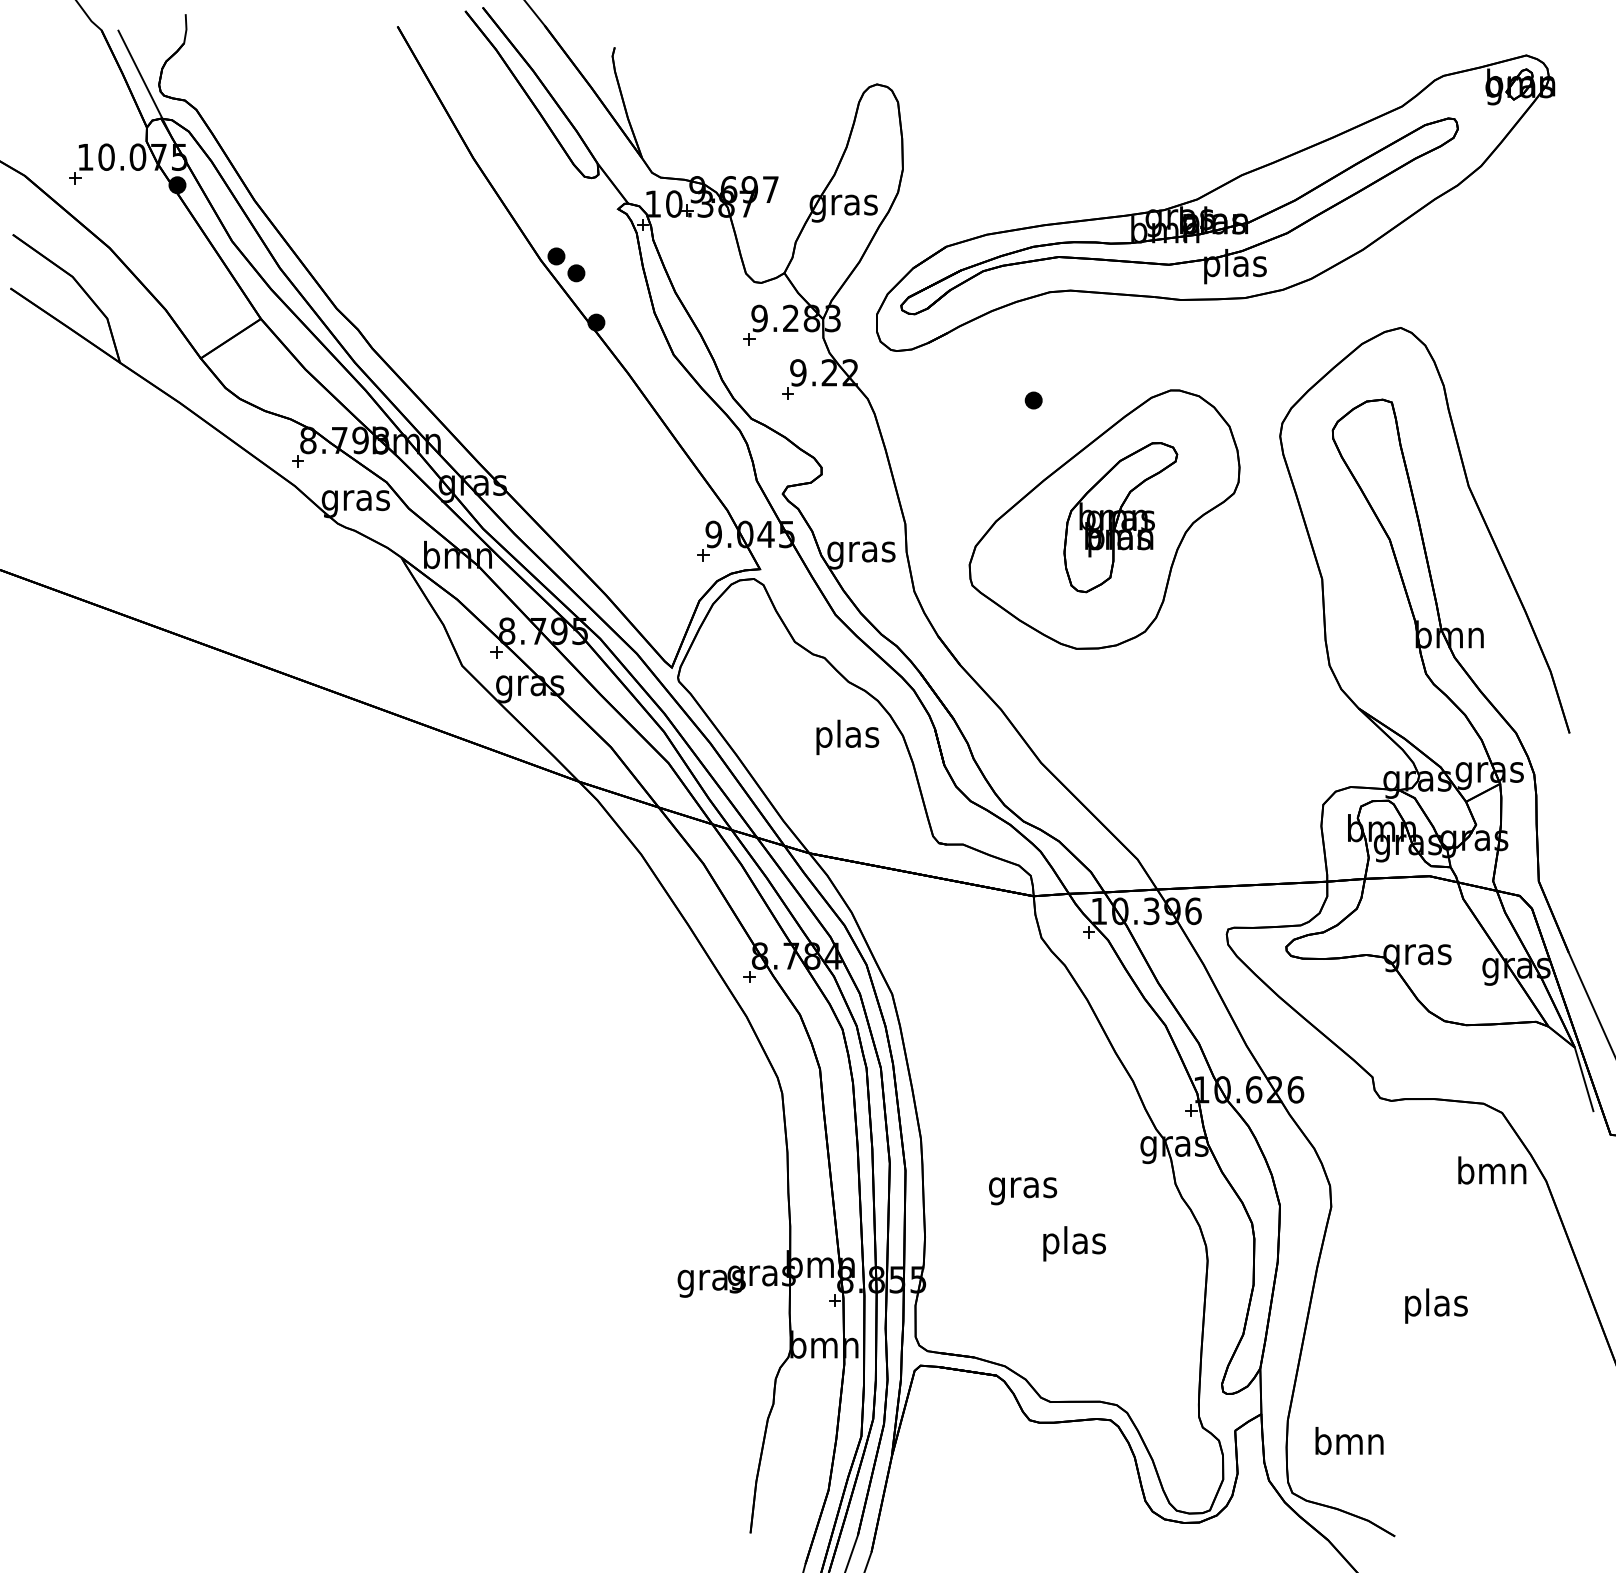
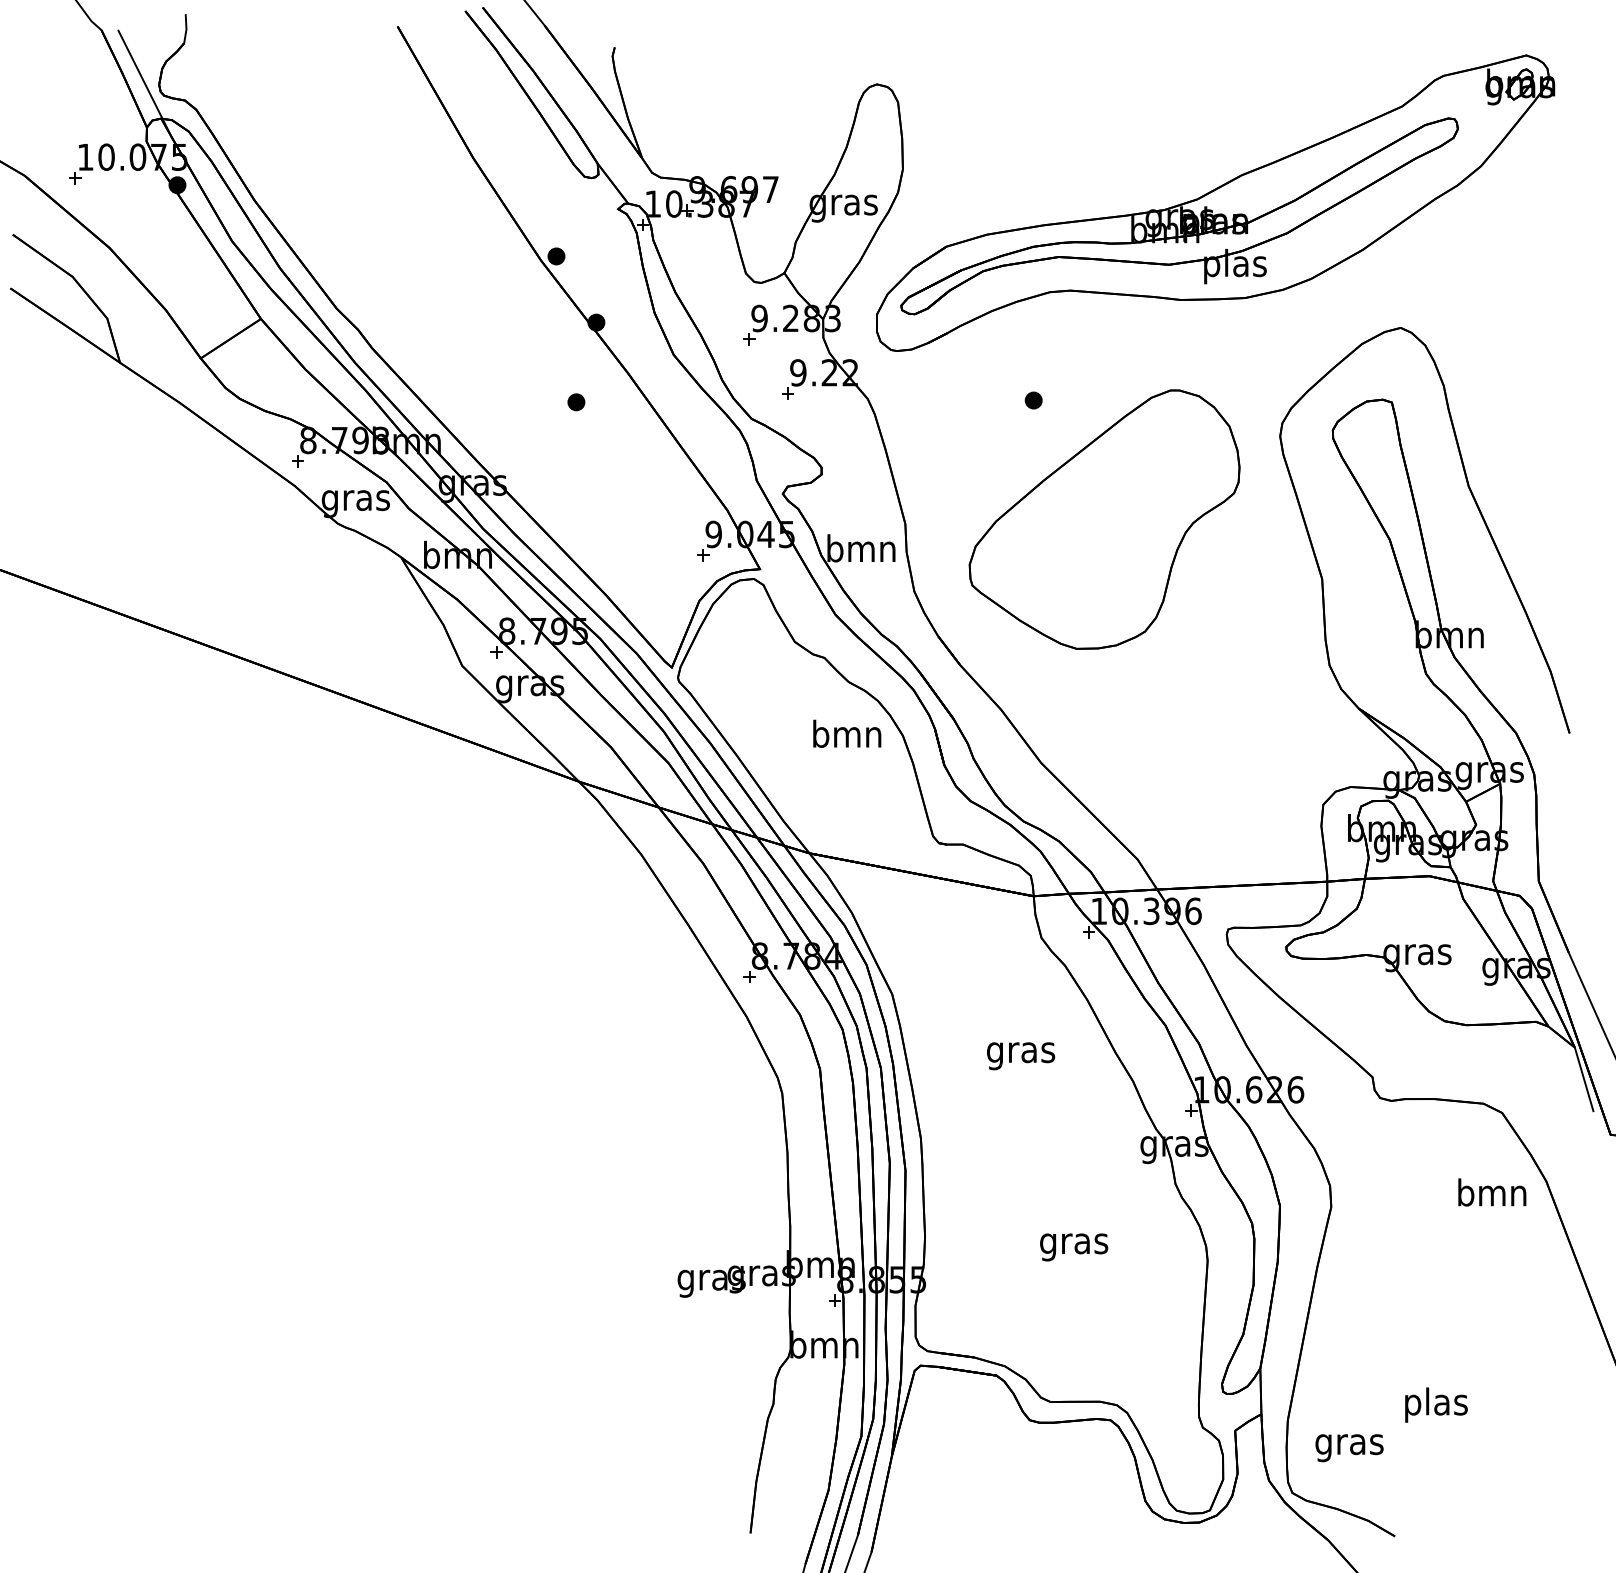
part position: (576, 273) -> (576, 402) (576, 402)
part: present -> none (1120, 517)
text: gras -> bmn (861, 551)
text: plas -> bmn (847, 737)
text position: (1492, 1170) -> (1492, 1192) (1492, 1192)
text position: (1023, 1191) -> (1021, 1056) (1021, 1056)
text: plas -> gras (1074, 1243)
text position: (1436, 1305) -> (1436, 1404) (1436, 1404)
text: bmn -> gras (1349, 1444)
